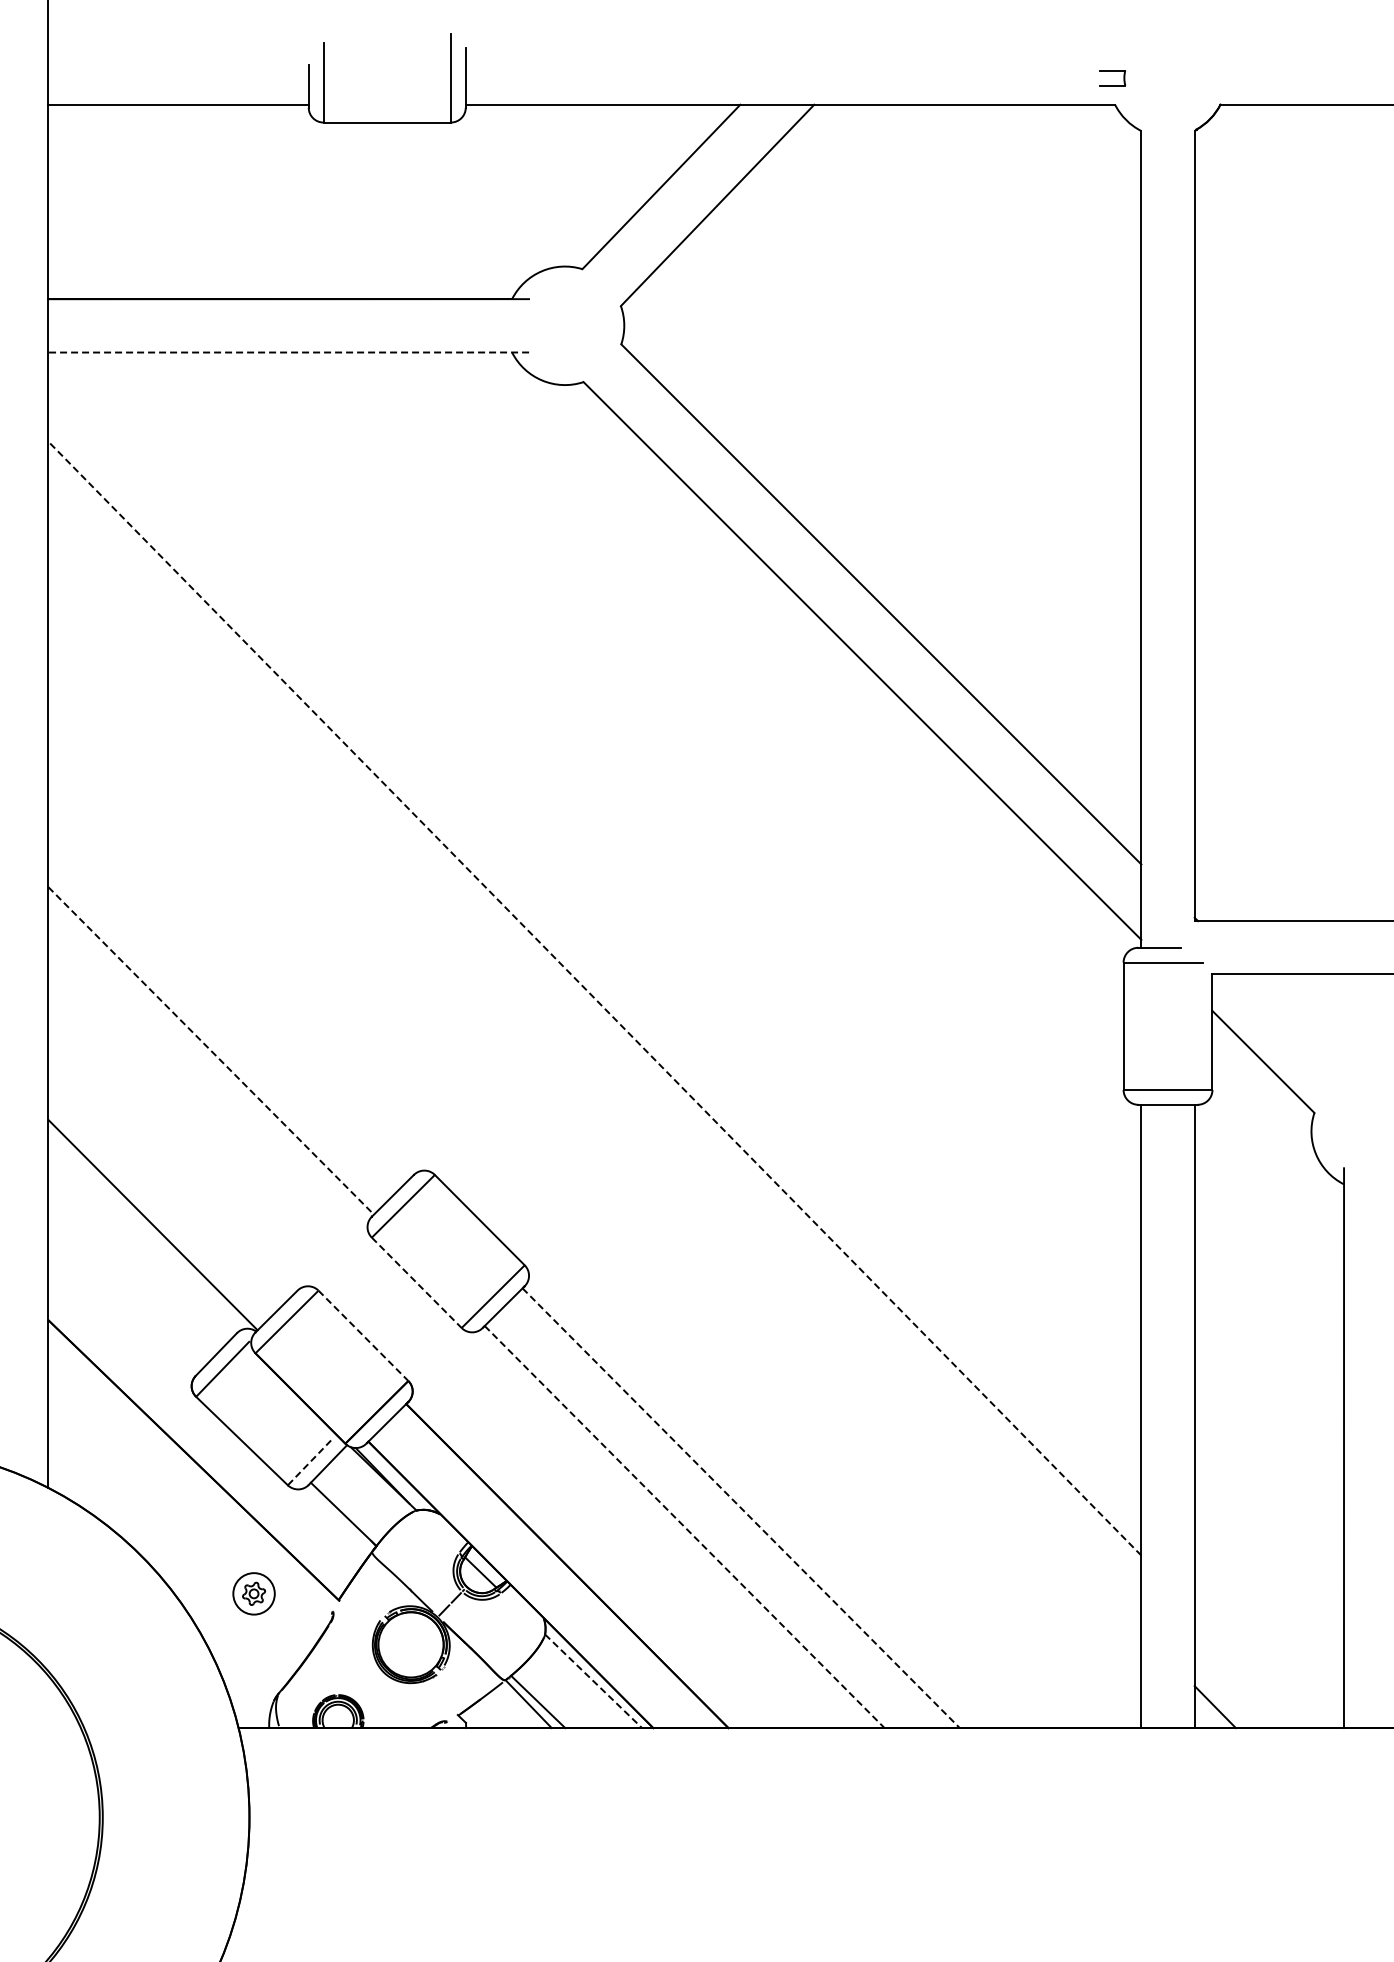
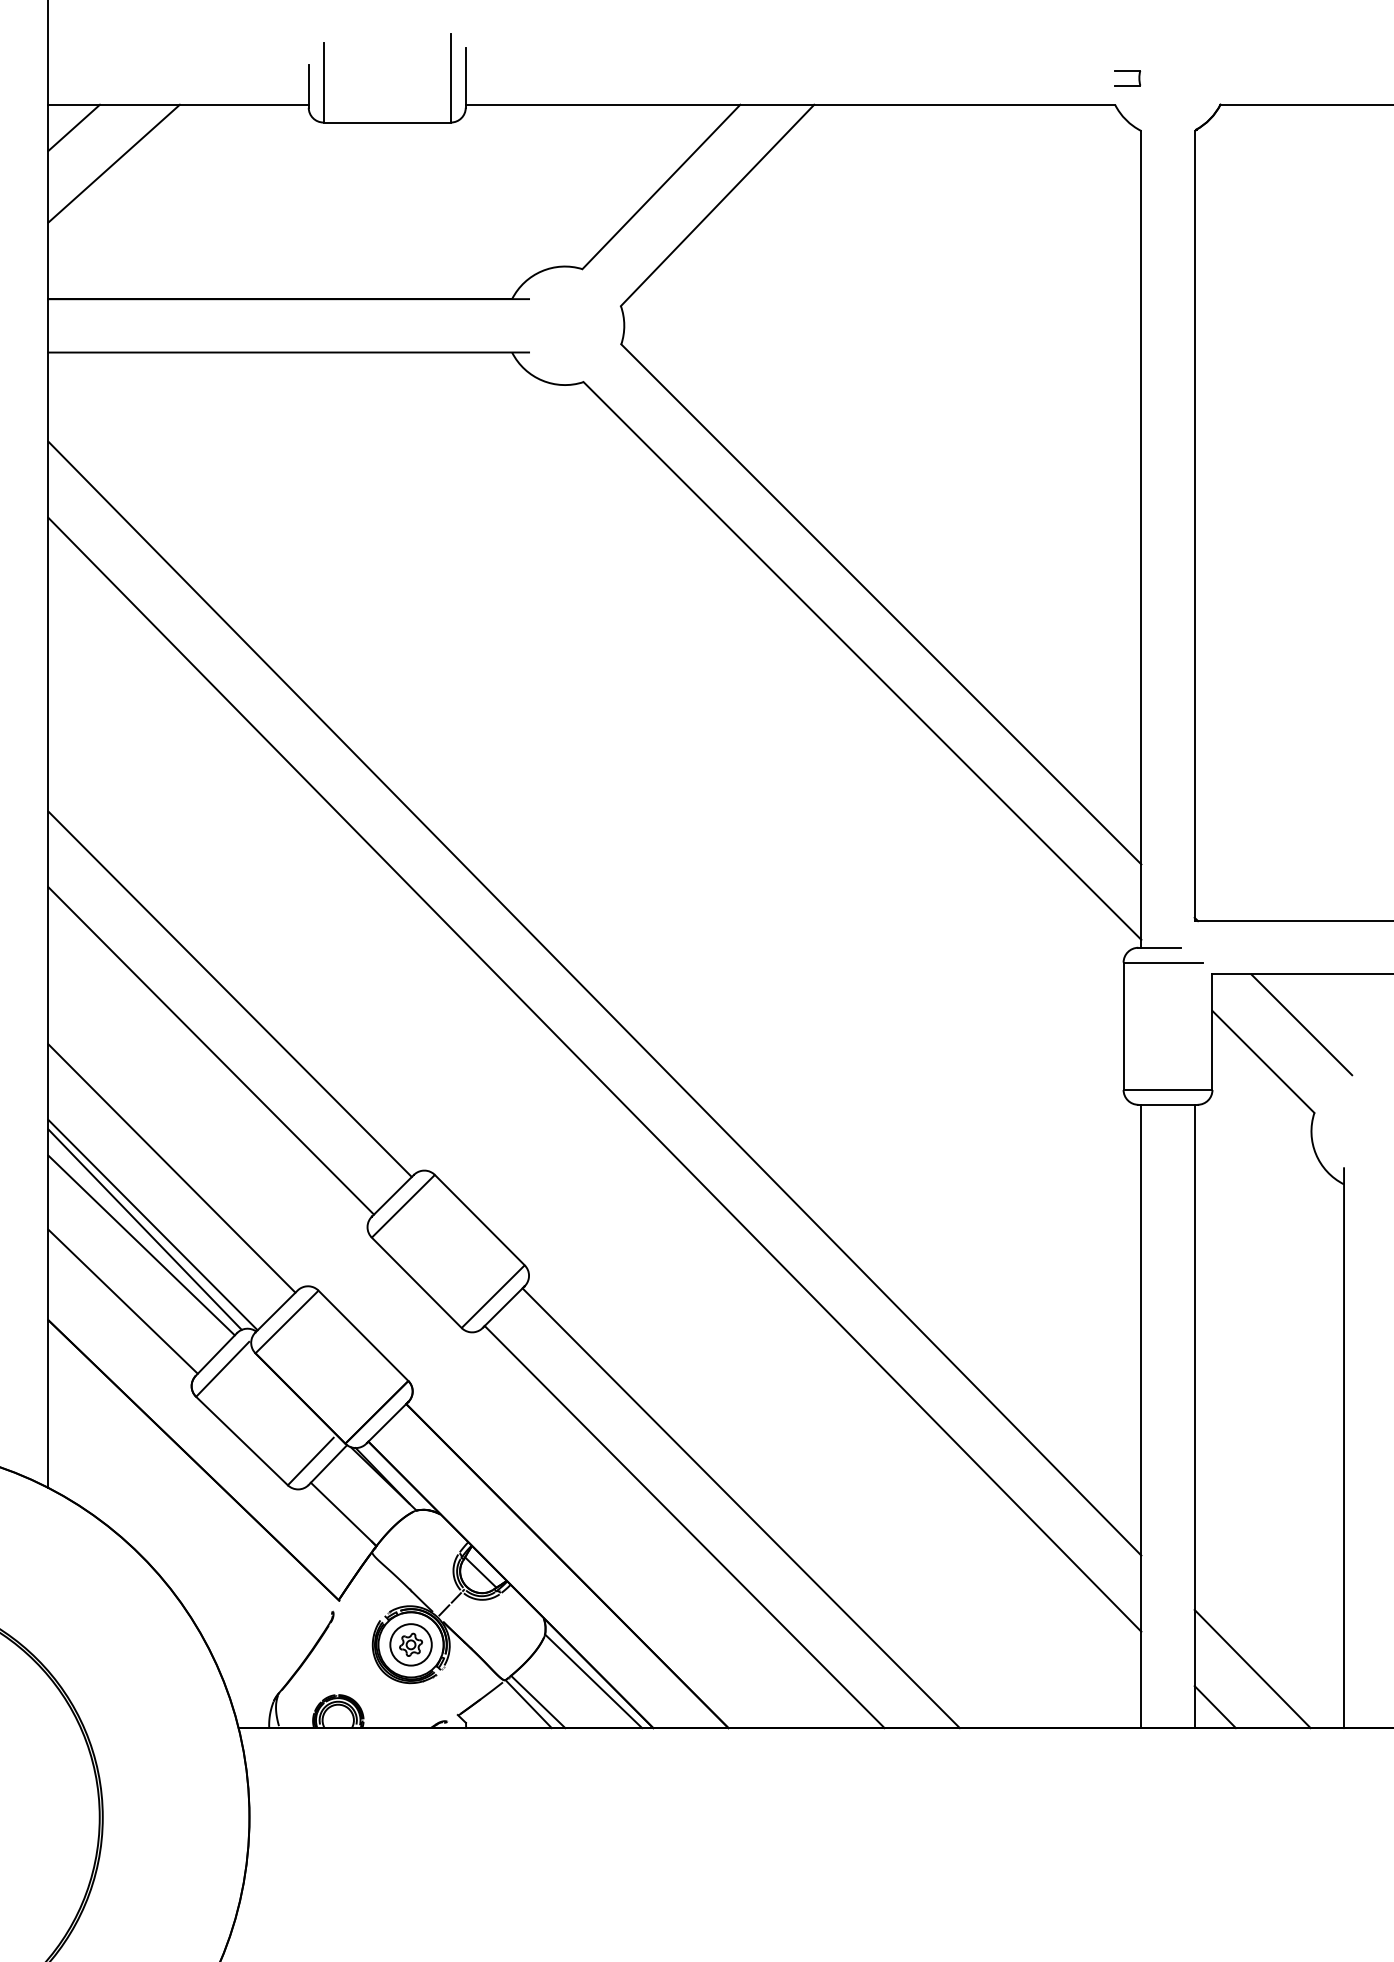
part position: (1112, 71) -> (1127, 71) (1127, 71)
line: none -> present (73, 127)
line: none -> present (113, 163)
line: dashed -> solid (288, 352)
line: none -> present (229, 994)
line: dashed -> solid (594, 998)
line: none -> present (1301, 1024)
line: dashed -> solid (211, 1050)
line: none -> present (594, 1074)
line: none -> present (171, 1168)
line: none -> present (144, 1229)
line: none -> present (141, 1245)
line: dashed -> solid (416, 1282)
line: none -> present (122, 1301)
line: dashed -> solid (363, 1335)
line: dashed -> solid (310, 1461)
line: dashed -> solid (741, 1508)
line: dashed -> solid (684, 1527)
part position: (253, 1593) -> (410, 1644) (410, 1644)
line: none -> present (1252, 1668)
line: dashed -> solid (593, 1681)
